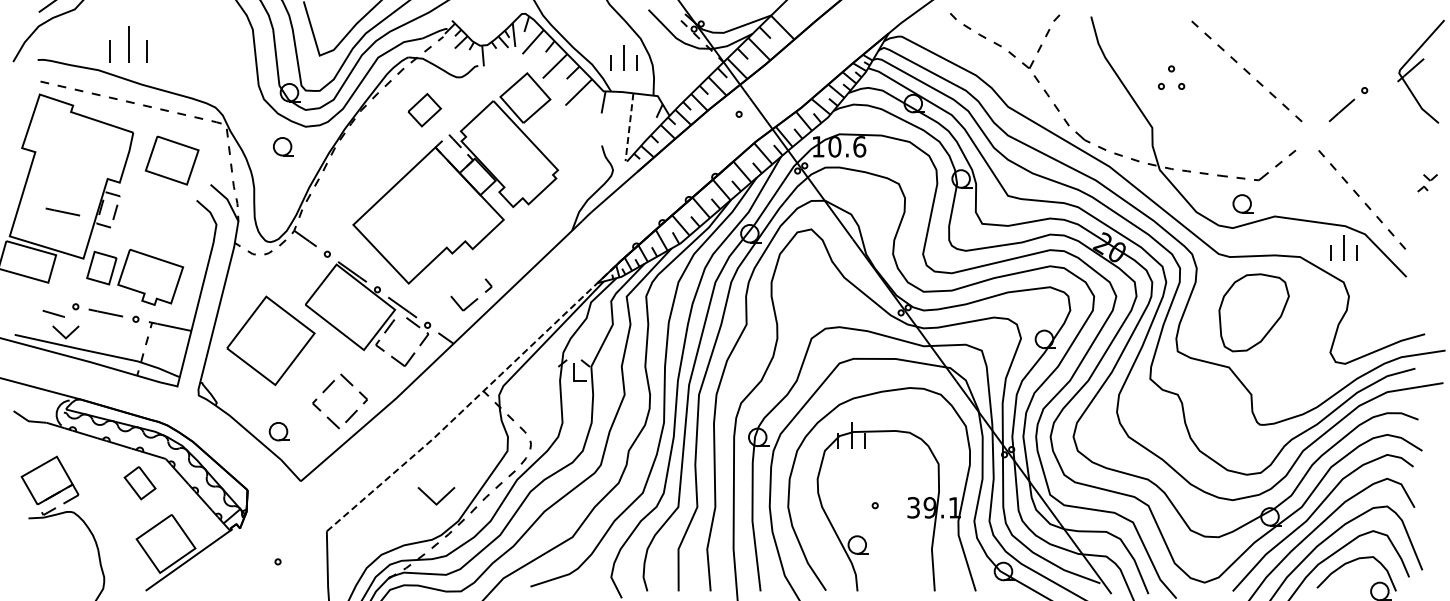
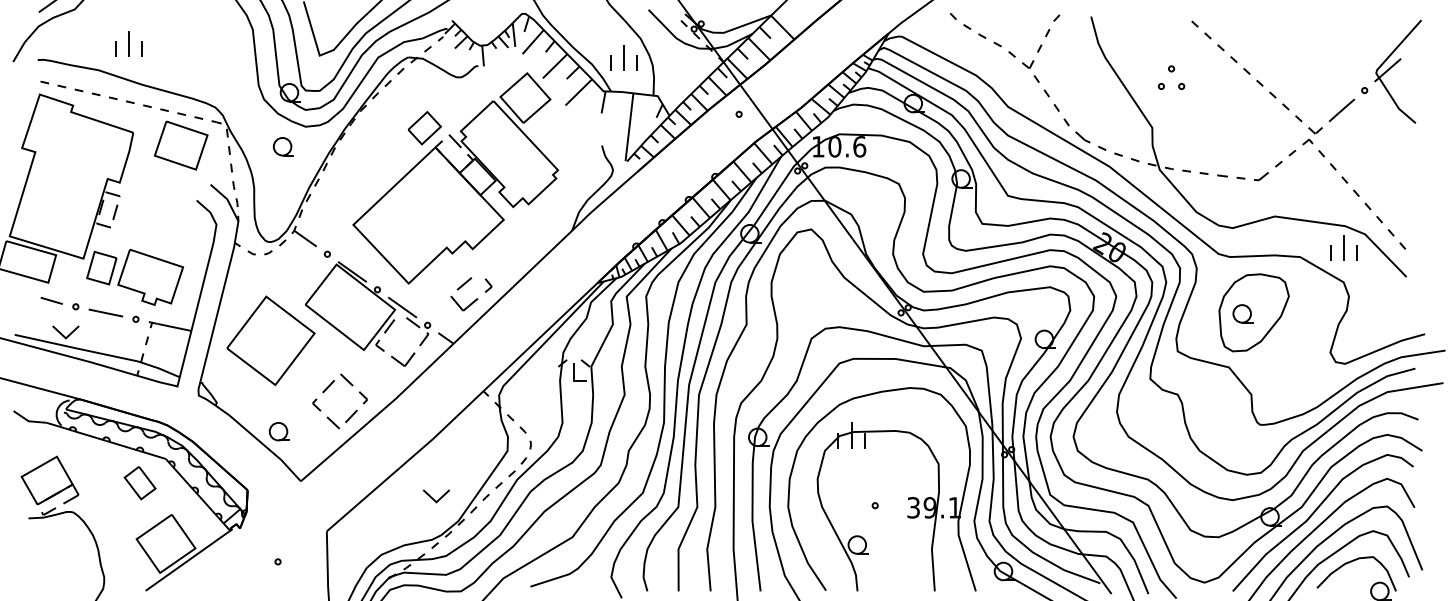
part size: 39x37 px -> 28x26 px (128, 43)
part position: (1416, 66) -> (1393, 66) (1393, 66)
part position: (424, 110) -> (424, 128) (424, 128)
line: dashed -> solid (629, 127)
part position: (171, 160) -> (180, 145) (180, 145)
part position: (1427, 183) -> (1312, 136) (1312, 136)
part position: (1242, 203) -> (1242, 313) (1242, 313)
line: present -> none (62, 211)
line: none -> present (464, 283)
line position: (53, 313) -> (51, 300) (51, 300)
line: dashed -> solid (475, 398)
part size: 39x19 px -> 27x15 px (436, 496)
